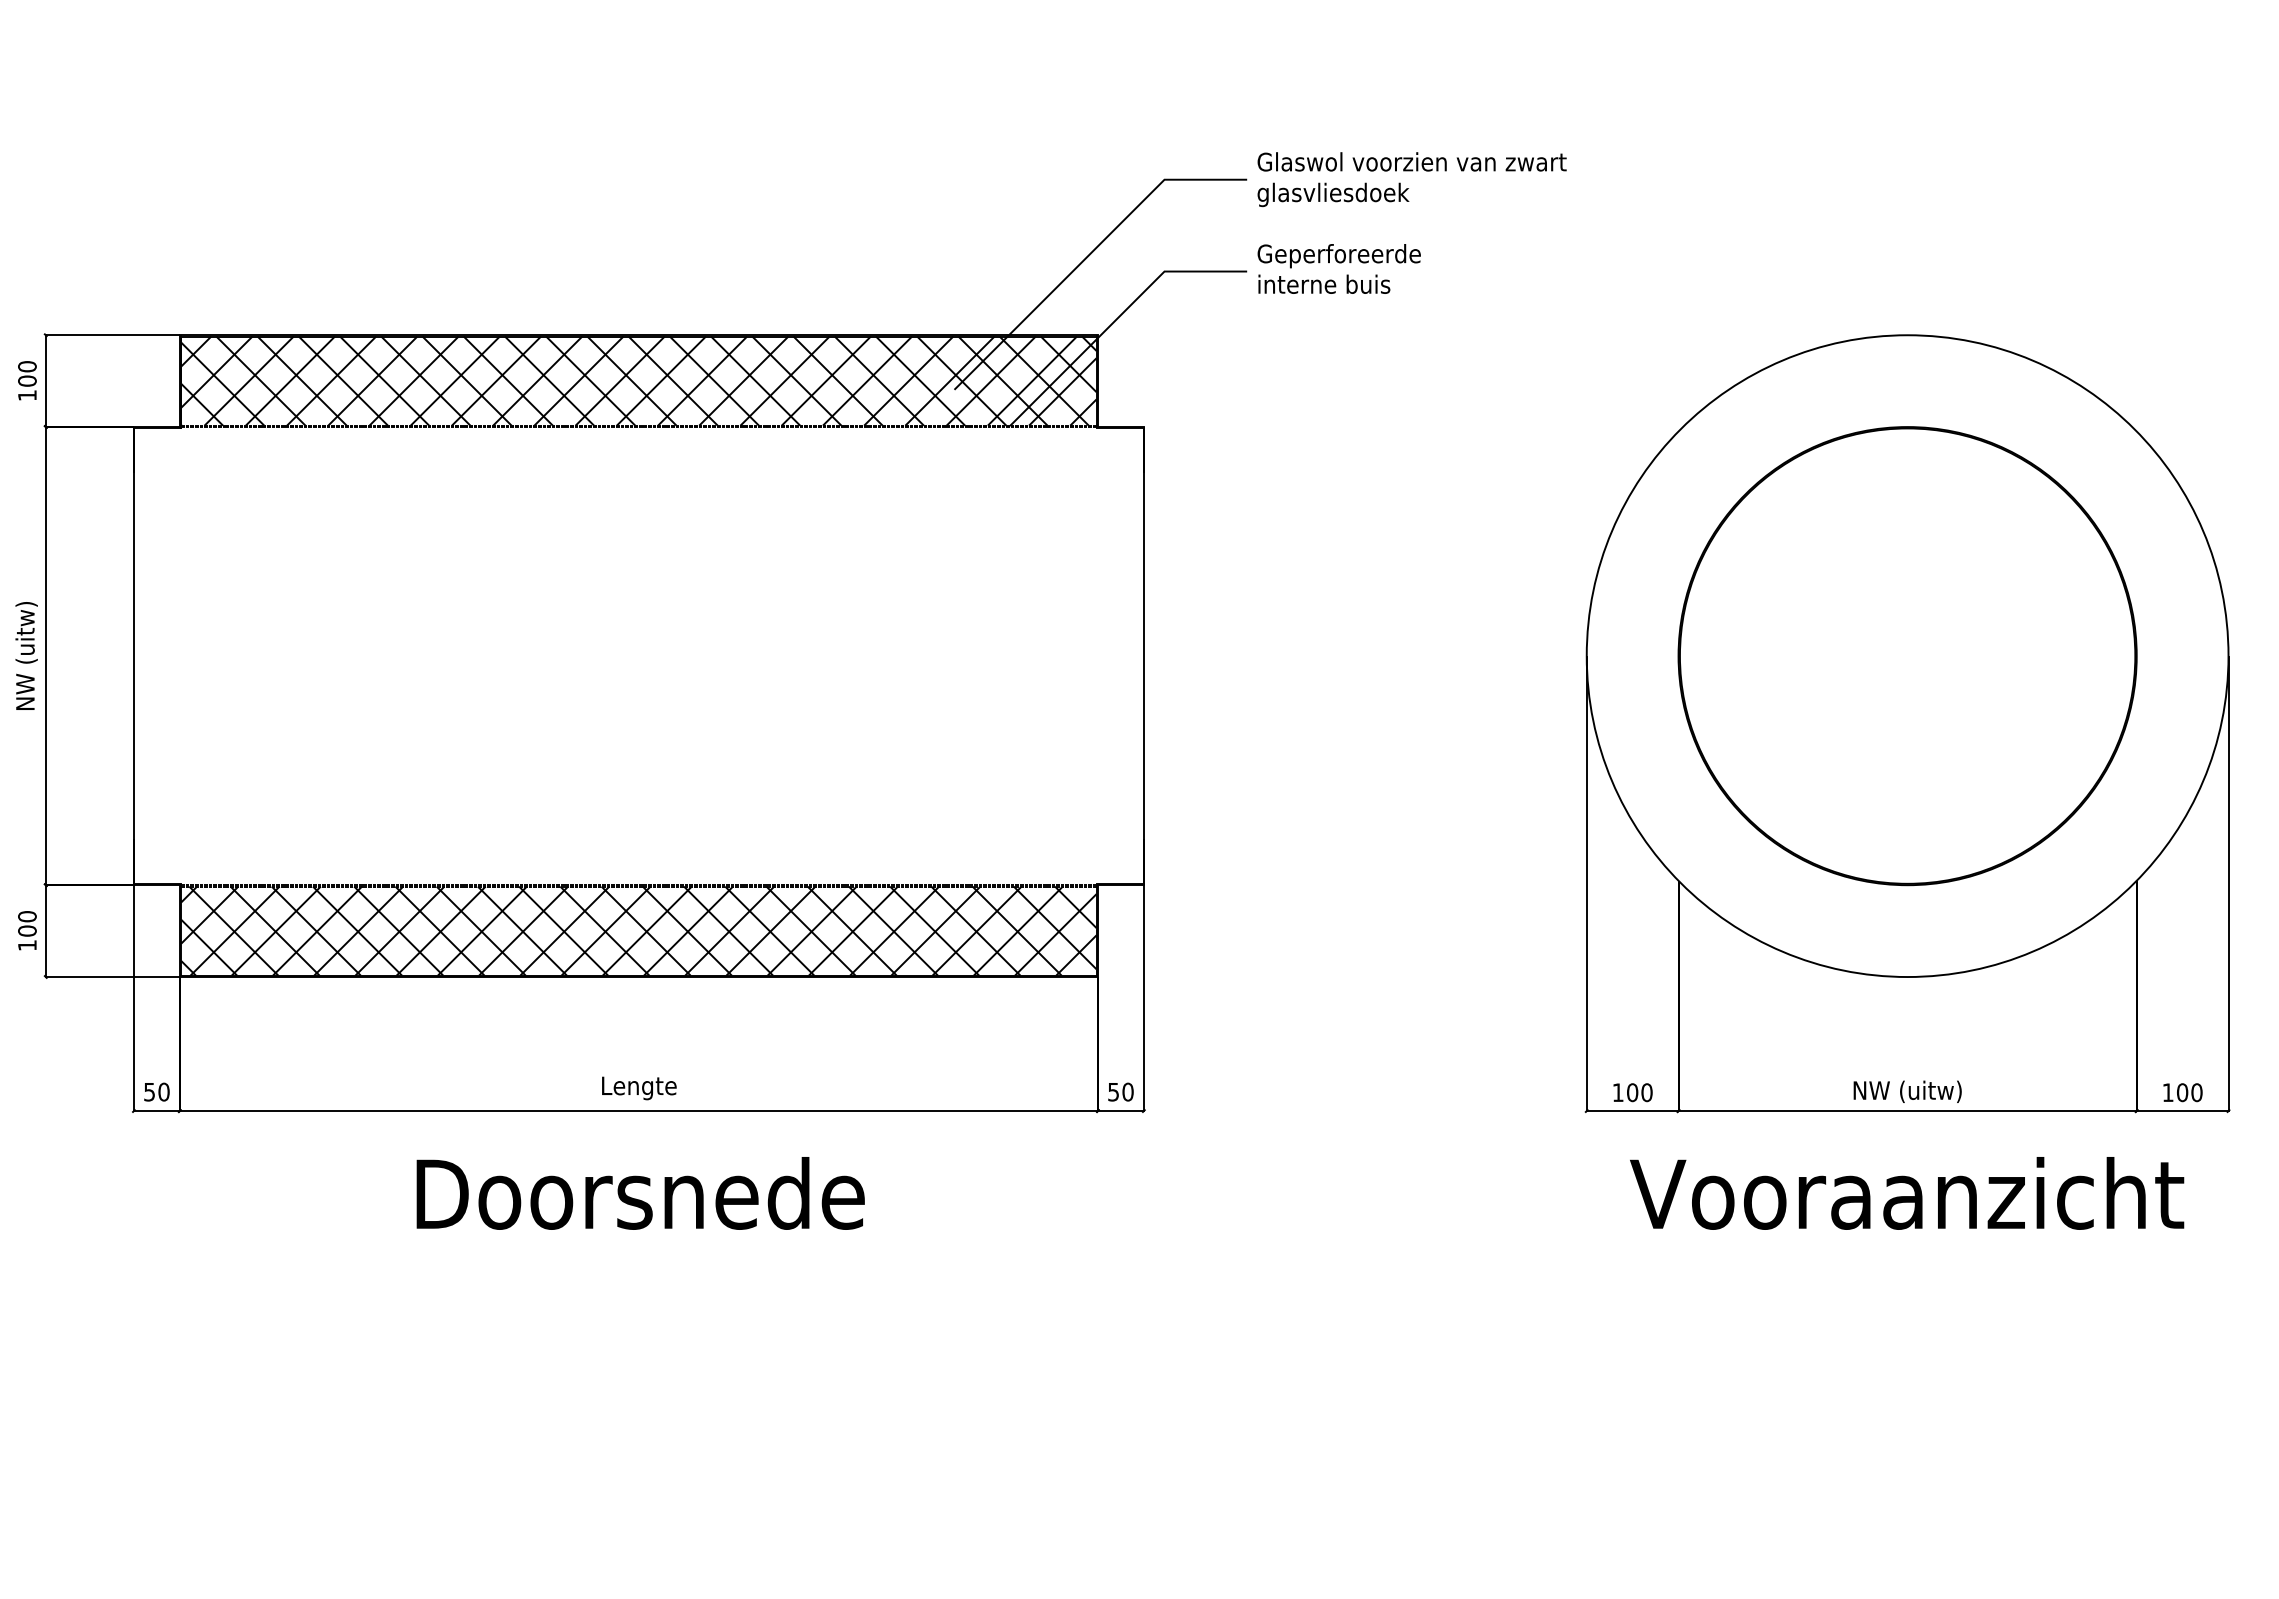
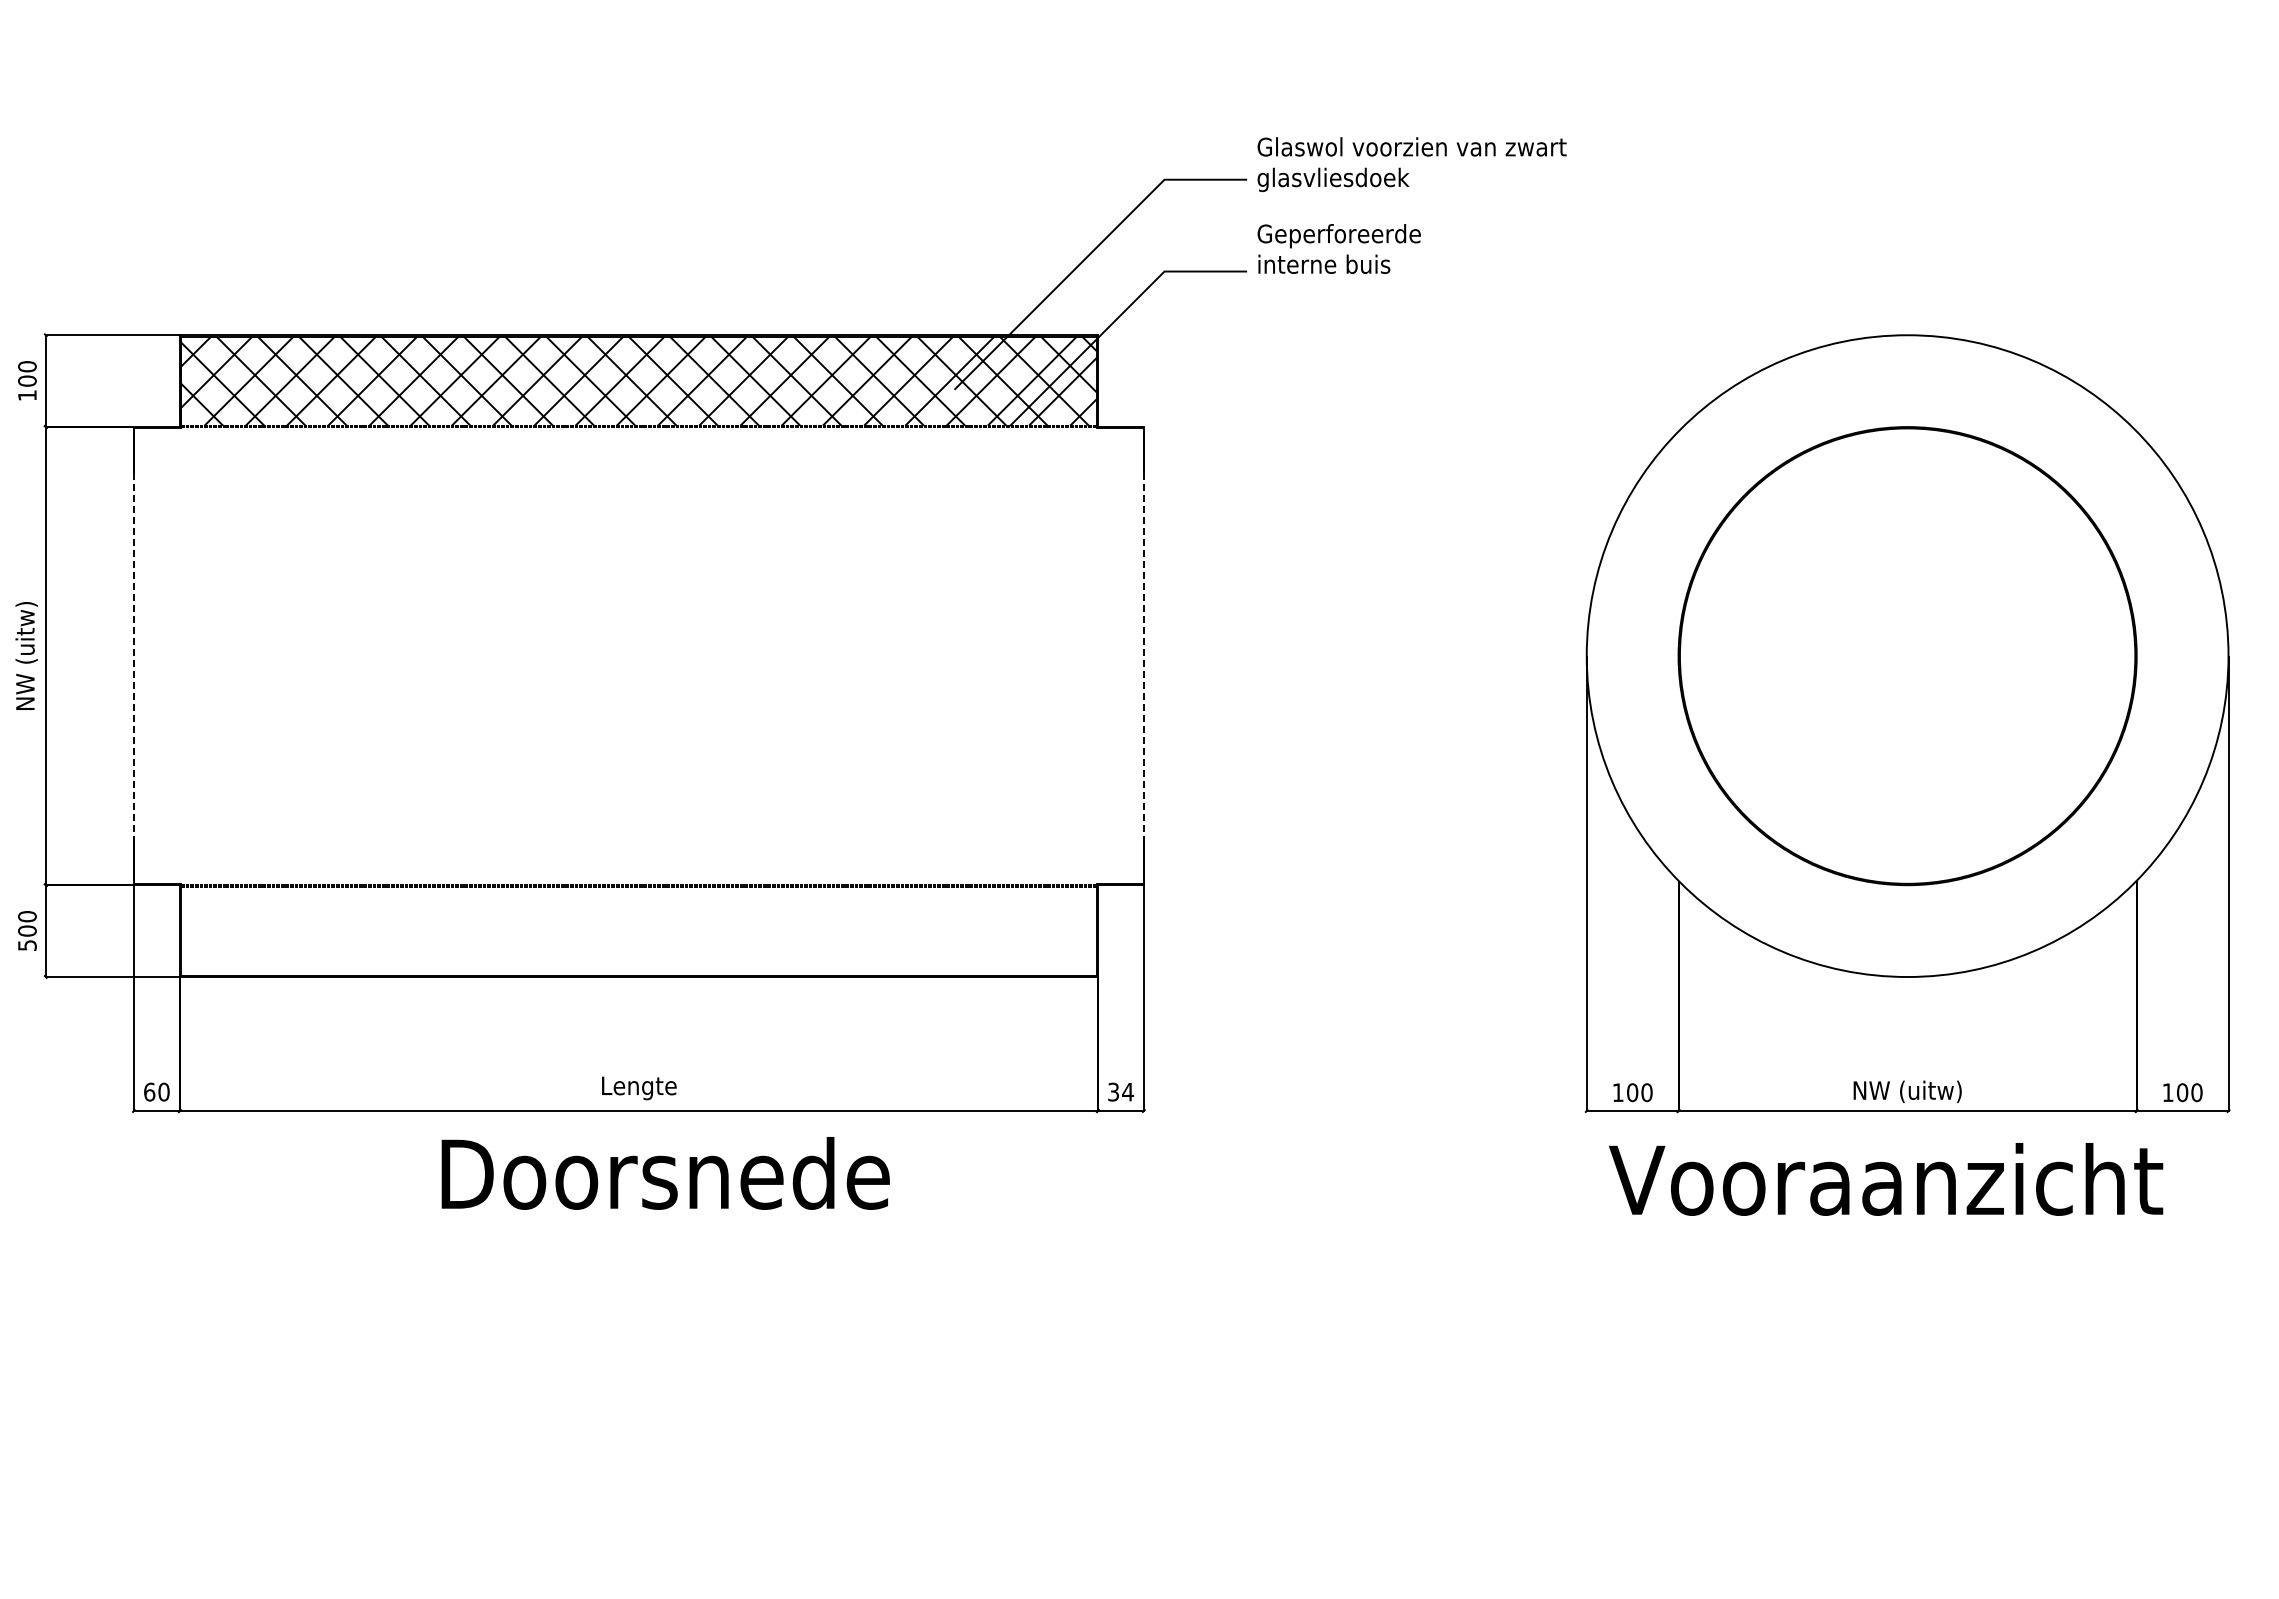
text position: (1411, 179) -> (1411, 164) (1411, 164)
text position: (1338, 268) -> (1338, 248) (1338, 248)
line: solid -> dashed (133, 656)
line: solid -> dashed (1143, 656)
hatch: present -> none (638, 930)
text: 100 -> 500 (27, 945)
text: 50 -> 60 (149, 1091)
text: 50 -> 34 (1120, 1091)
text position: (640, 1193) -> (665, 1173) (665, 1173)
text position: (1907, 1193) -> (1886, 1179) (1886, 1179)
